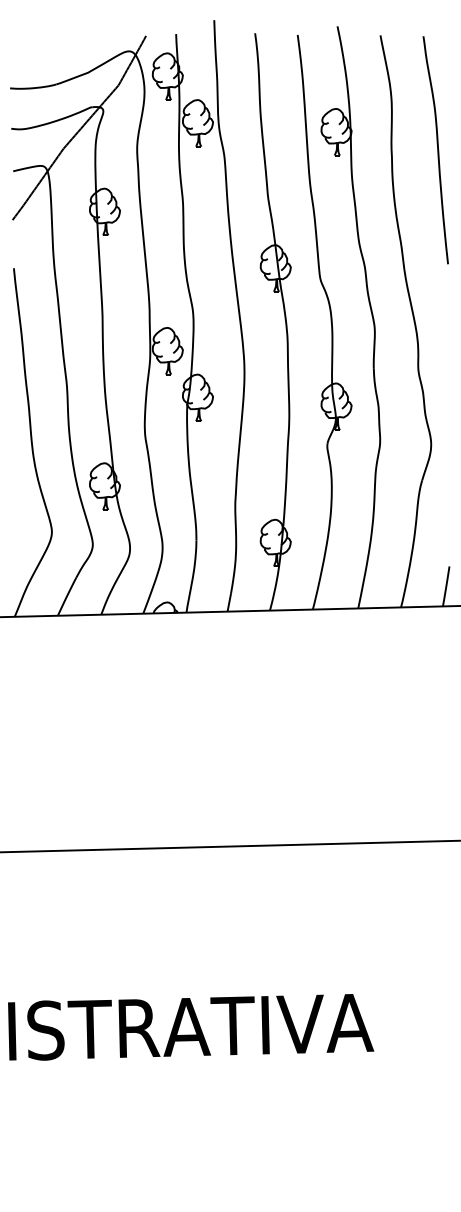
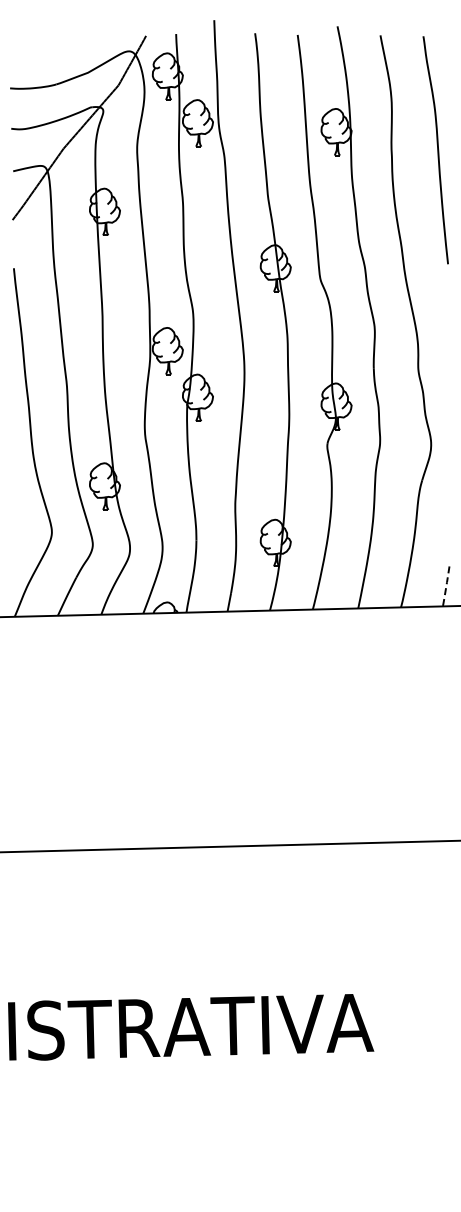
line: solid -> dashed (446, 587)
